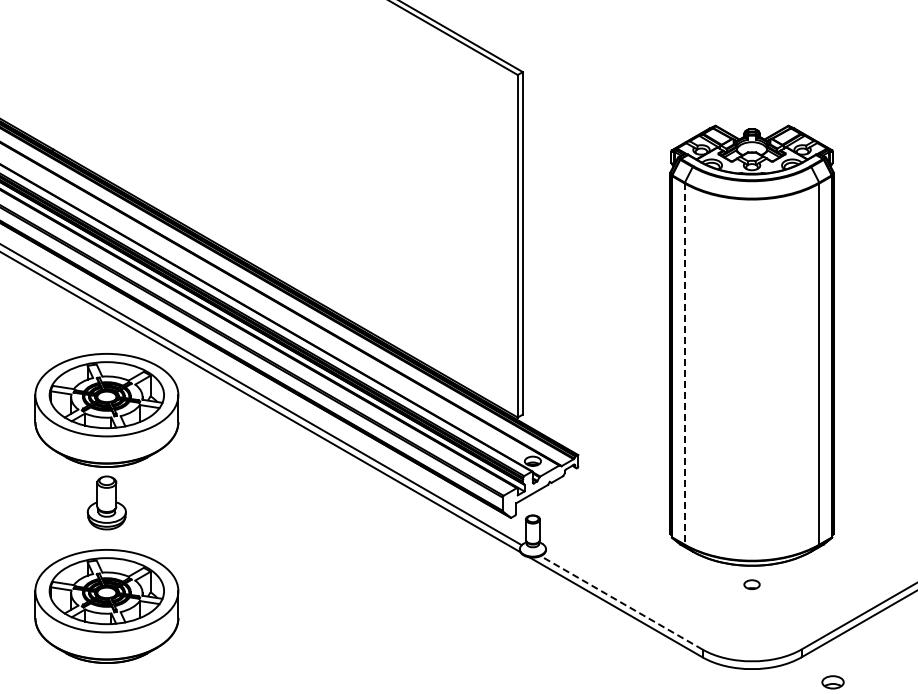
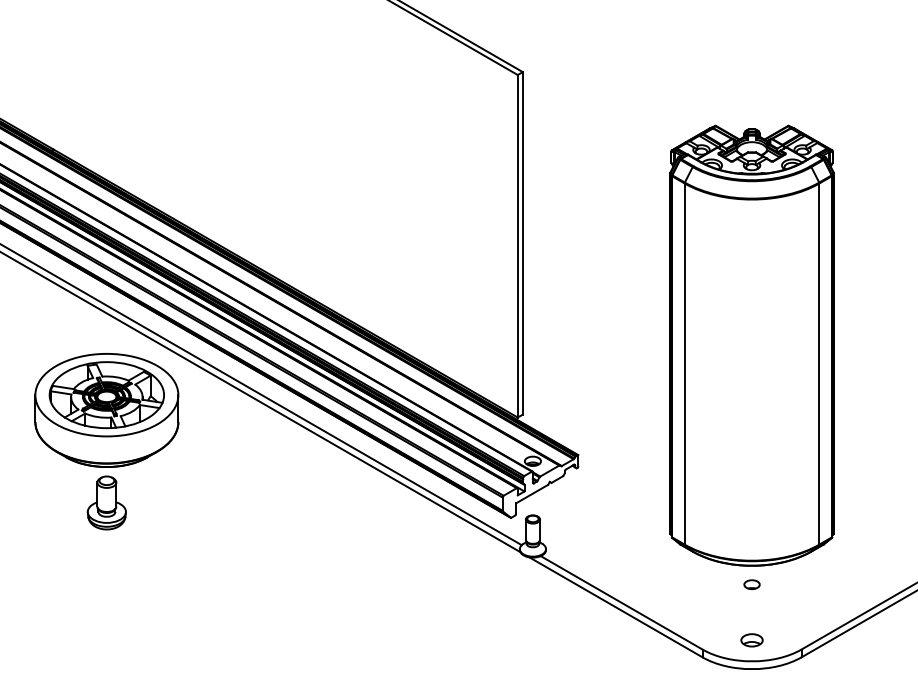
line: dashed -> solid (684, 364)
line: dashed -> solid (621, 602)
part: present -> none (106, 606)
part position: (832, 682) -> (751, 640) (751, 640)
